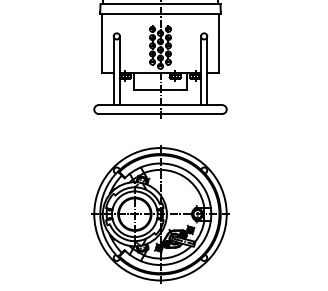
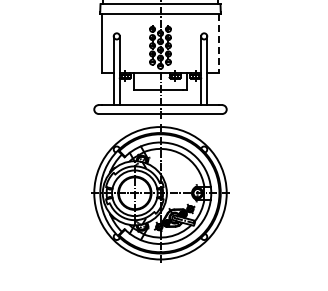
line: solid -> dashed (219, 43)
part position: (160, 214) -> (160, 193) (160, 193)
